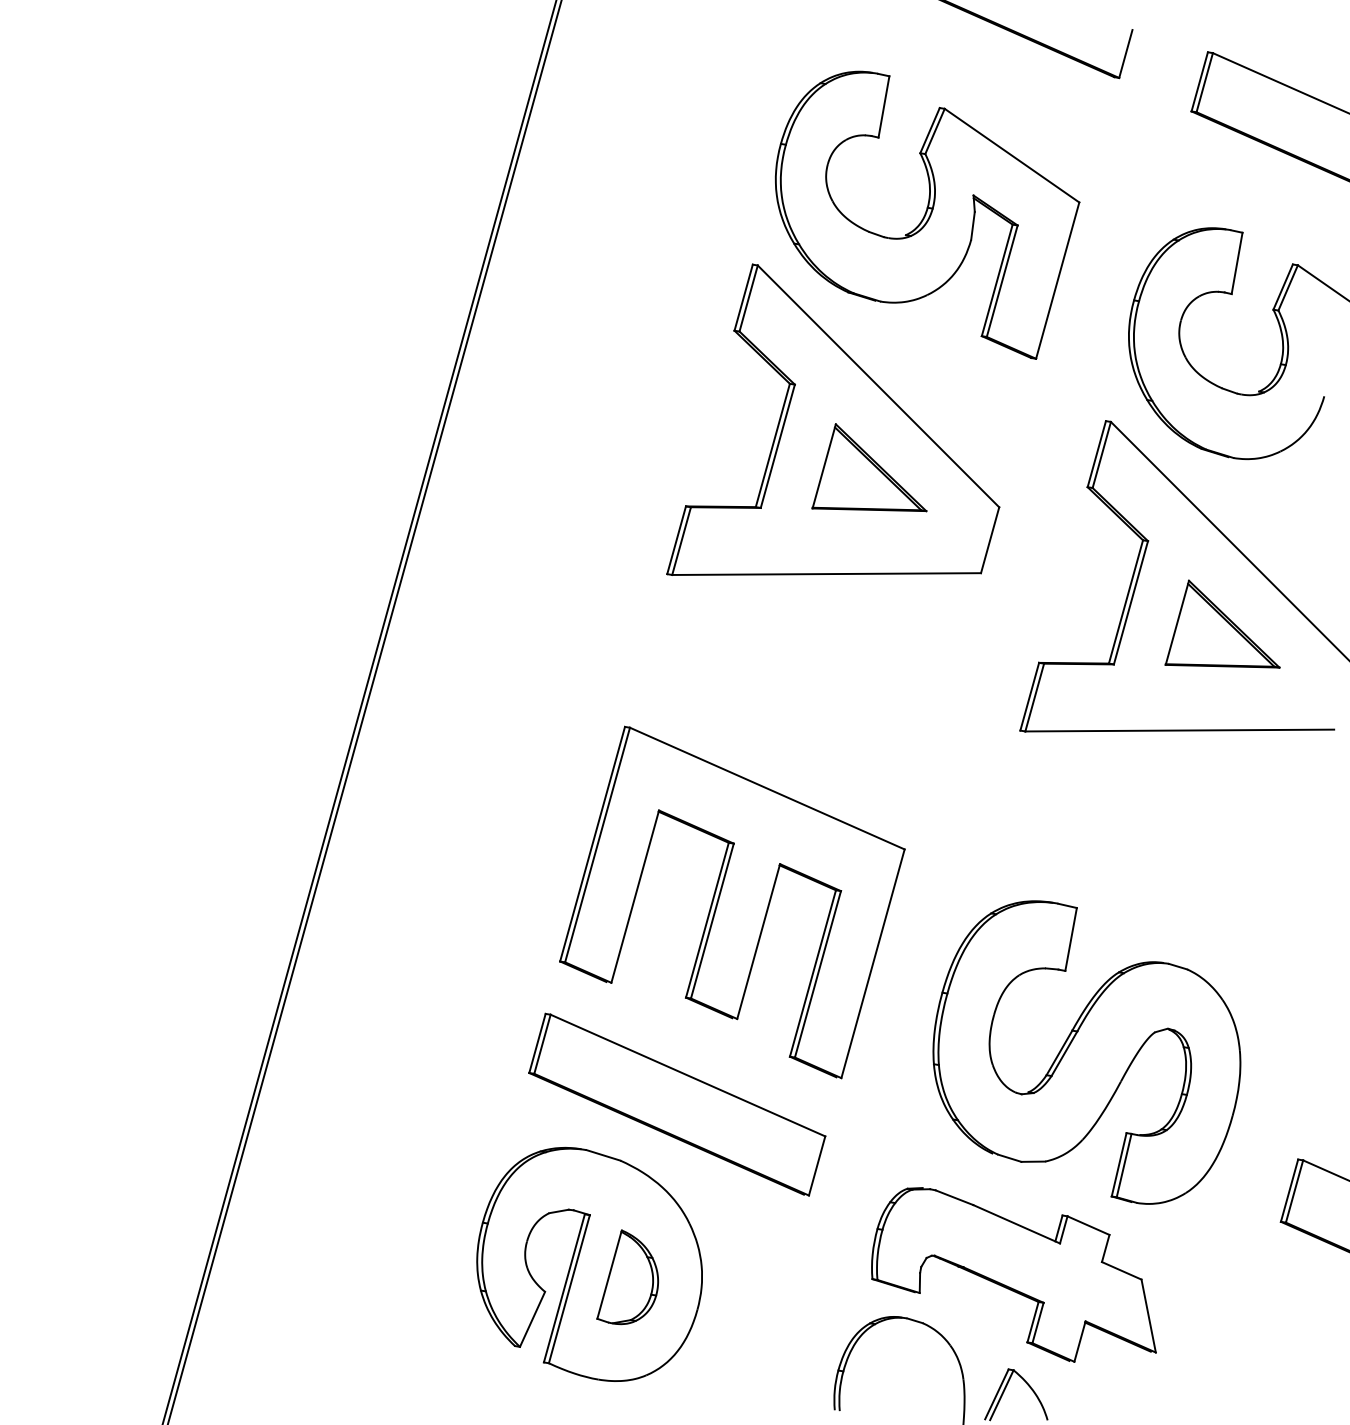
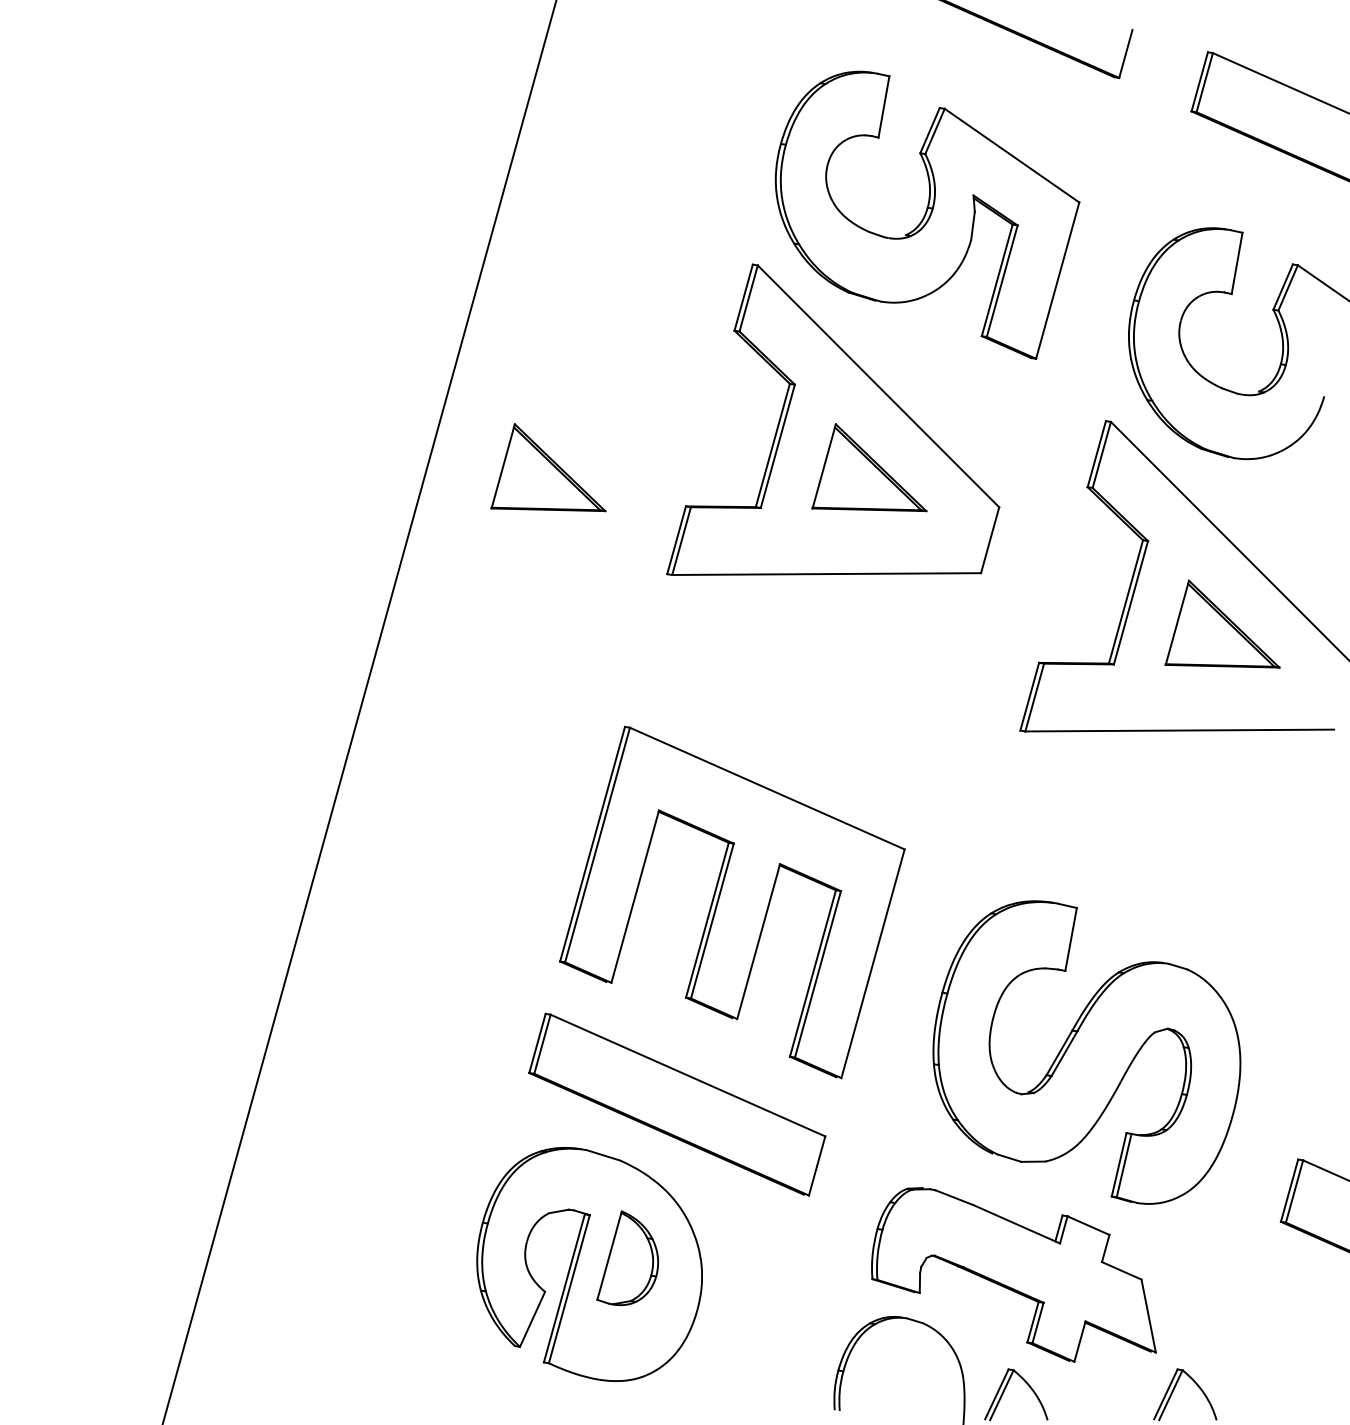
part: none -> present (548, 467)
line: present -> none (364, 711)
part position: (627, 1277) -> (627, 1258) (627, 1258)
part: none -> present (1175, 1388)
